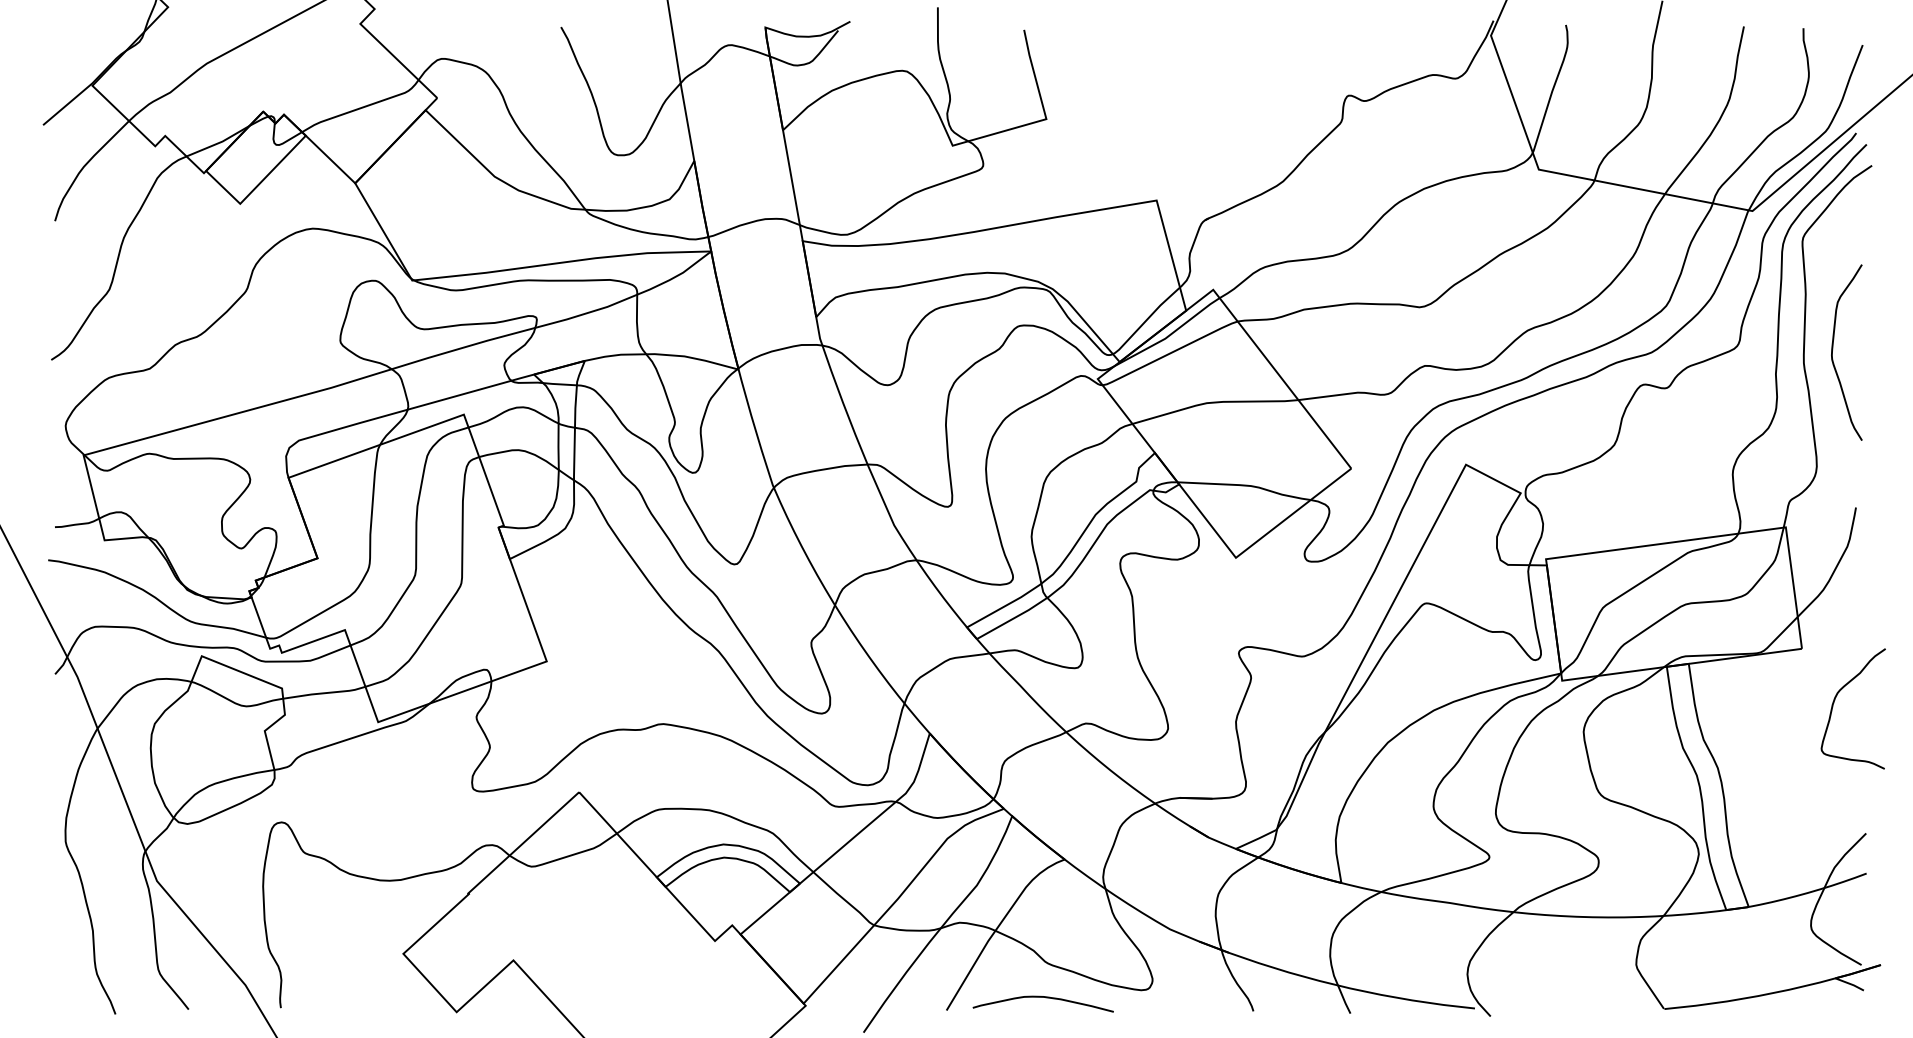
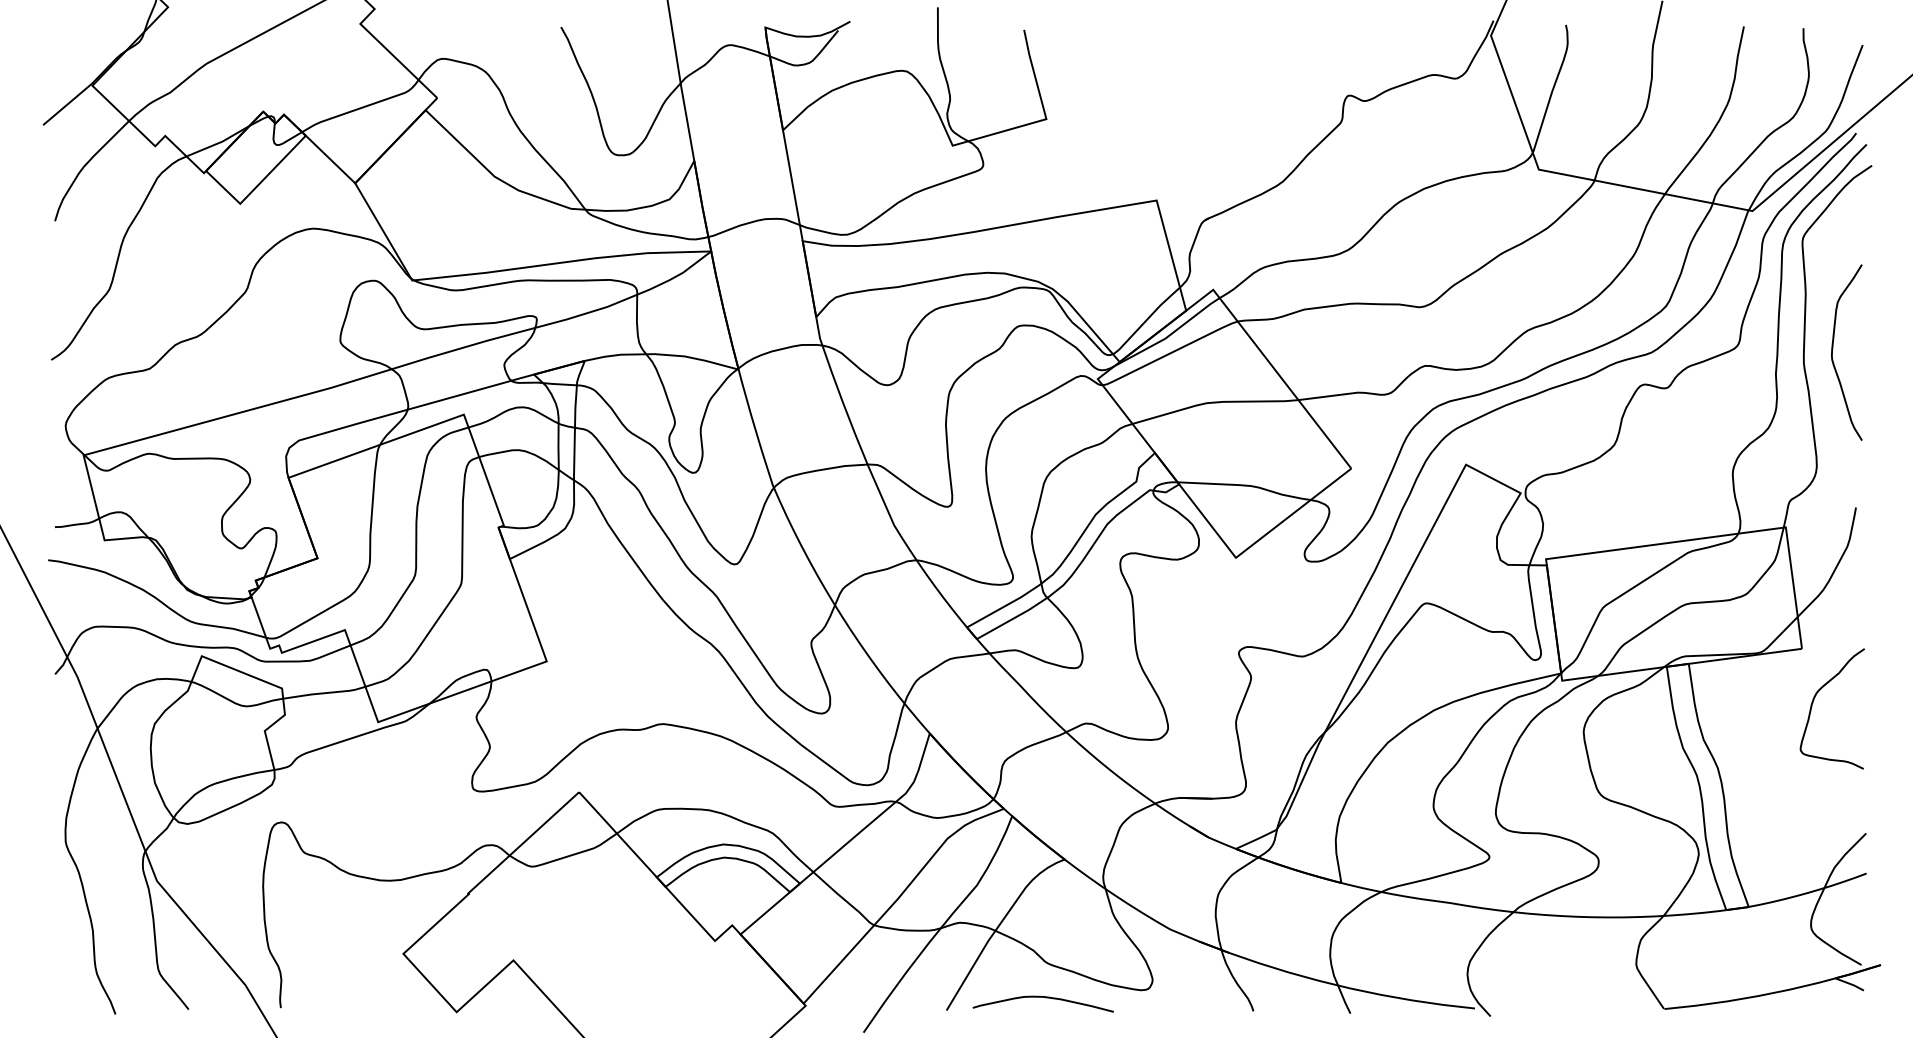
curve position: (1834, 703) -> (1813, 703) (1813, 703)
